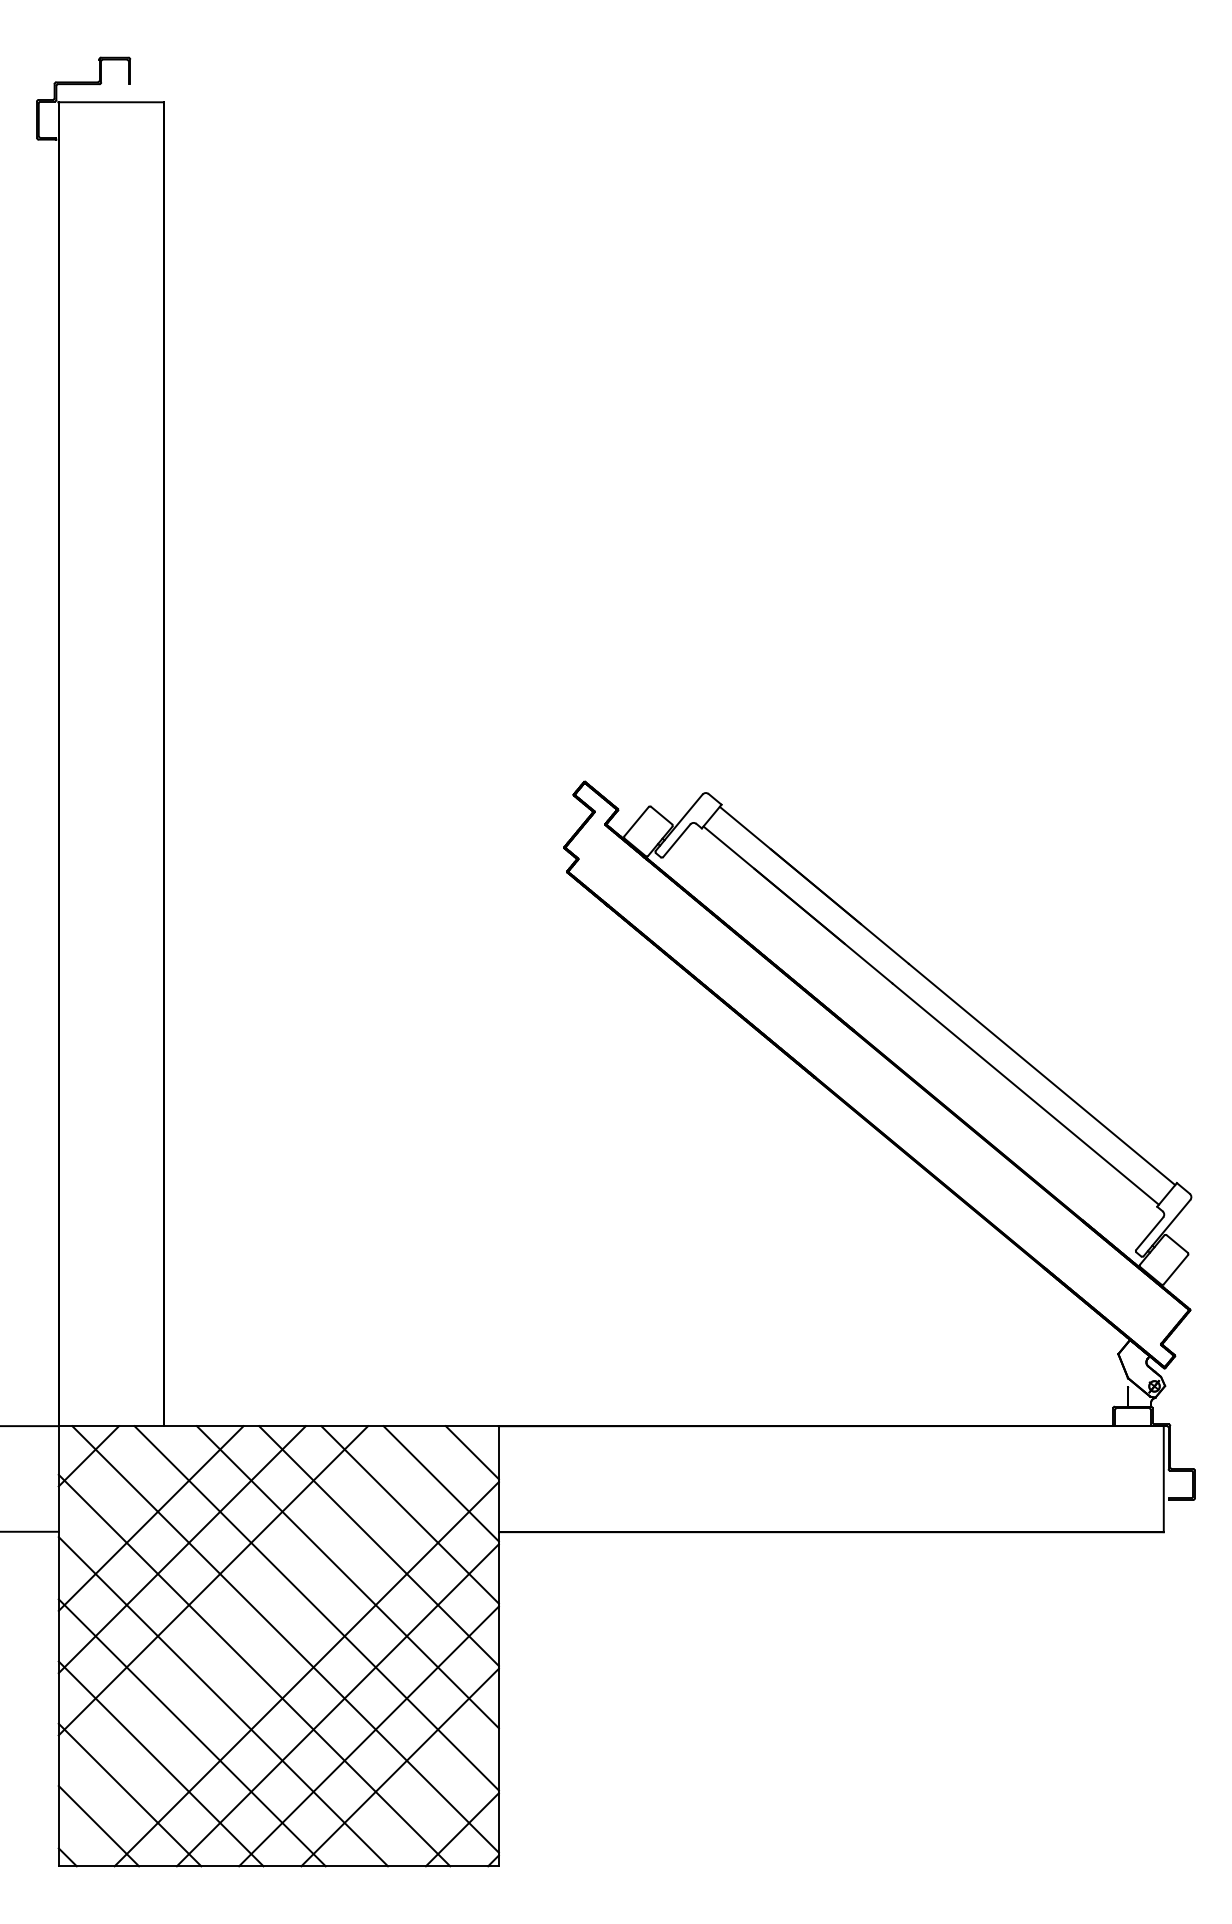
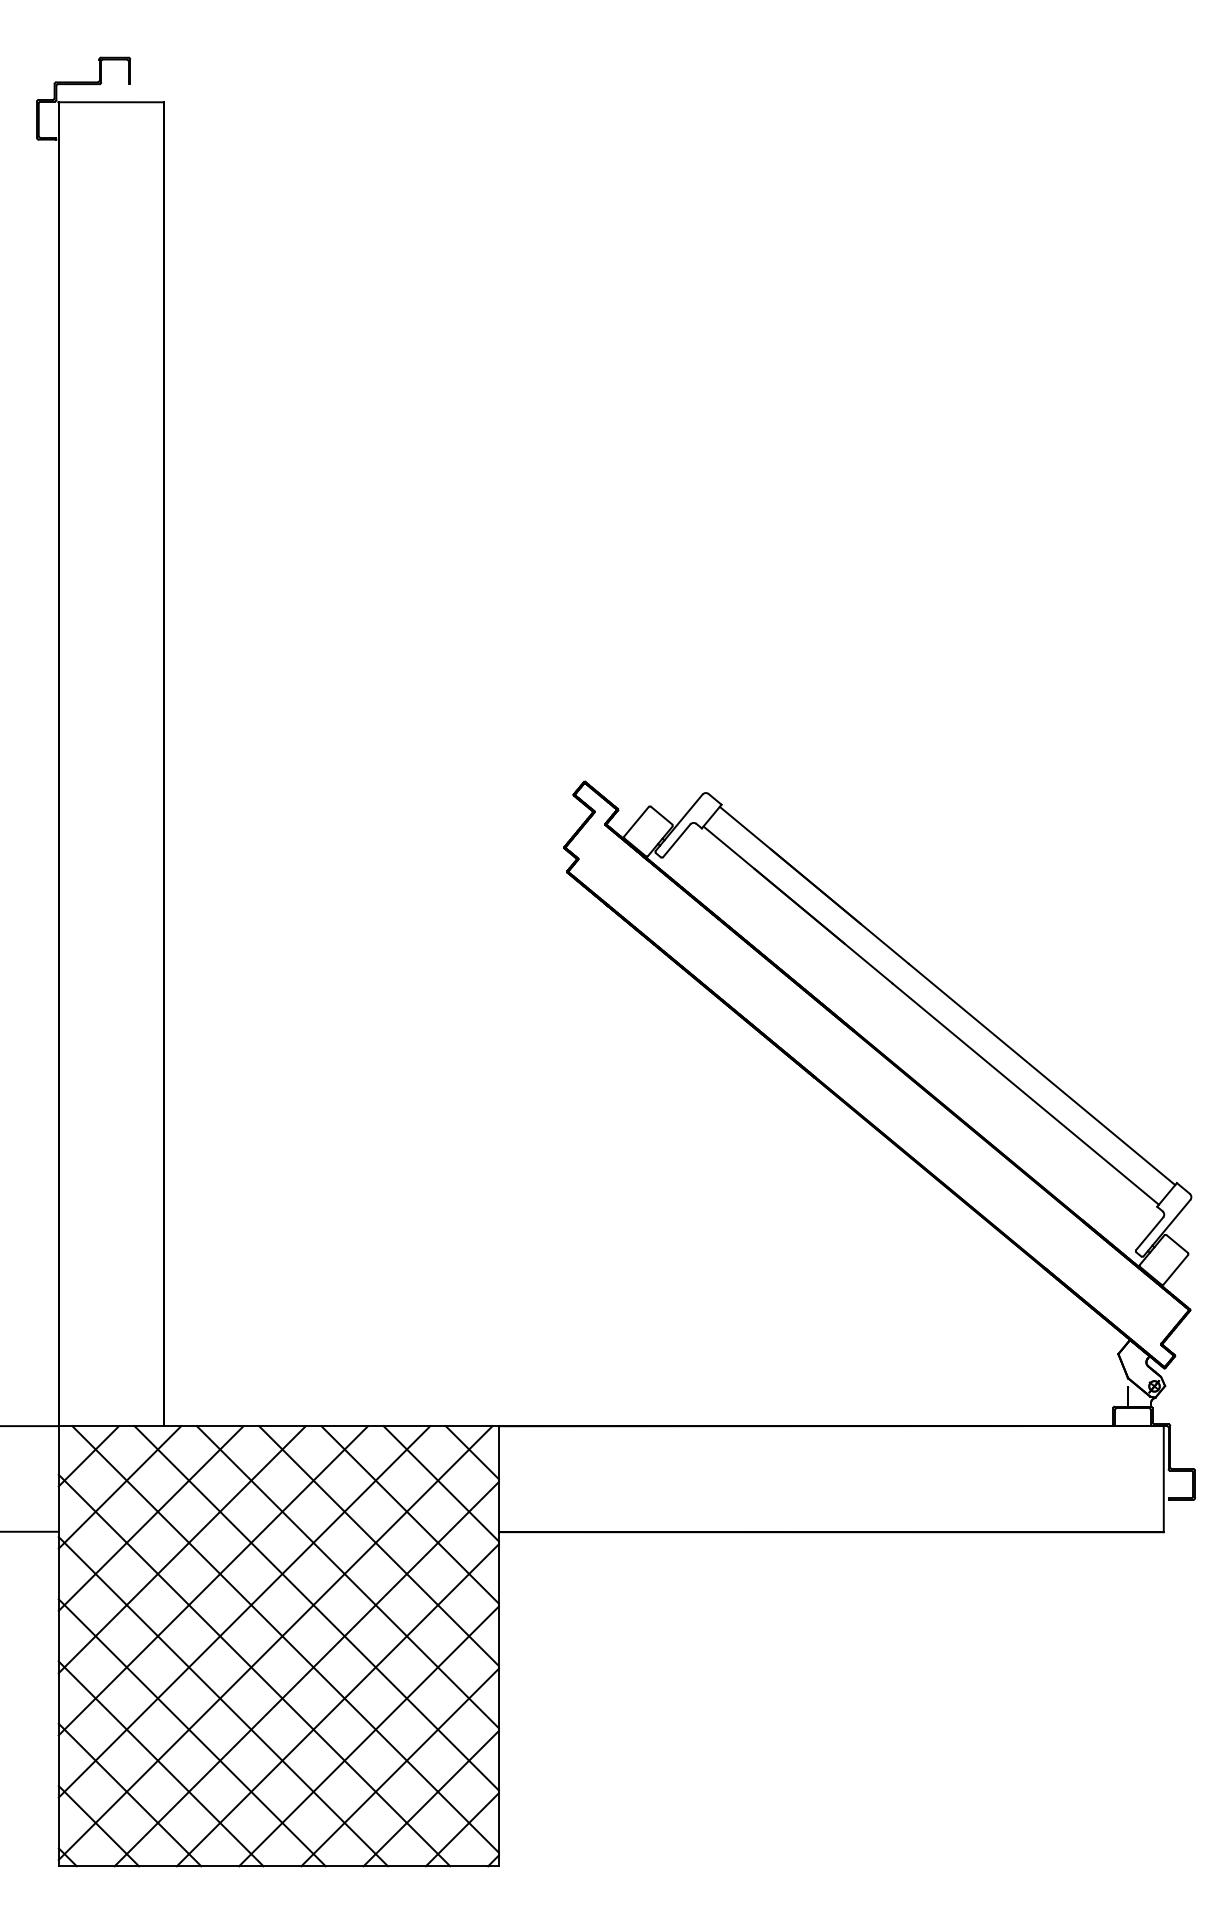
line: none -> present (119, 1487)
line: none -> present (244, 1611)
line: none -> present (275, 1642)
line: none -> present (430, 1798)
